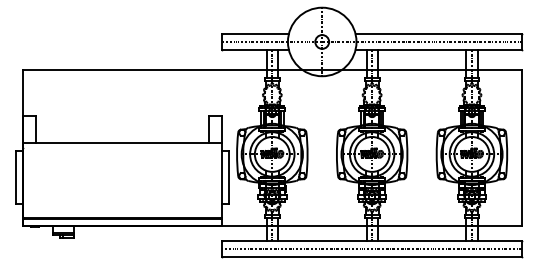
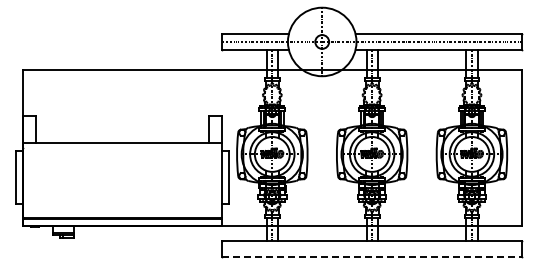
line: present -> none (371, 249)
line: solid -> dashed (372, 257)
